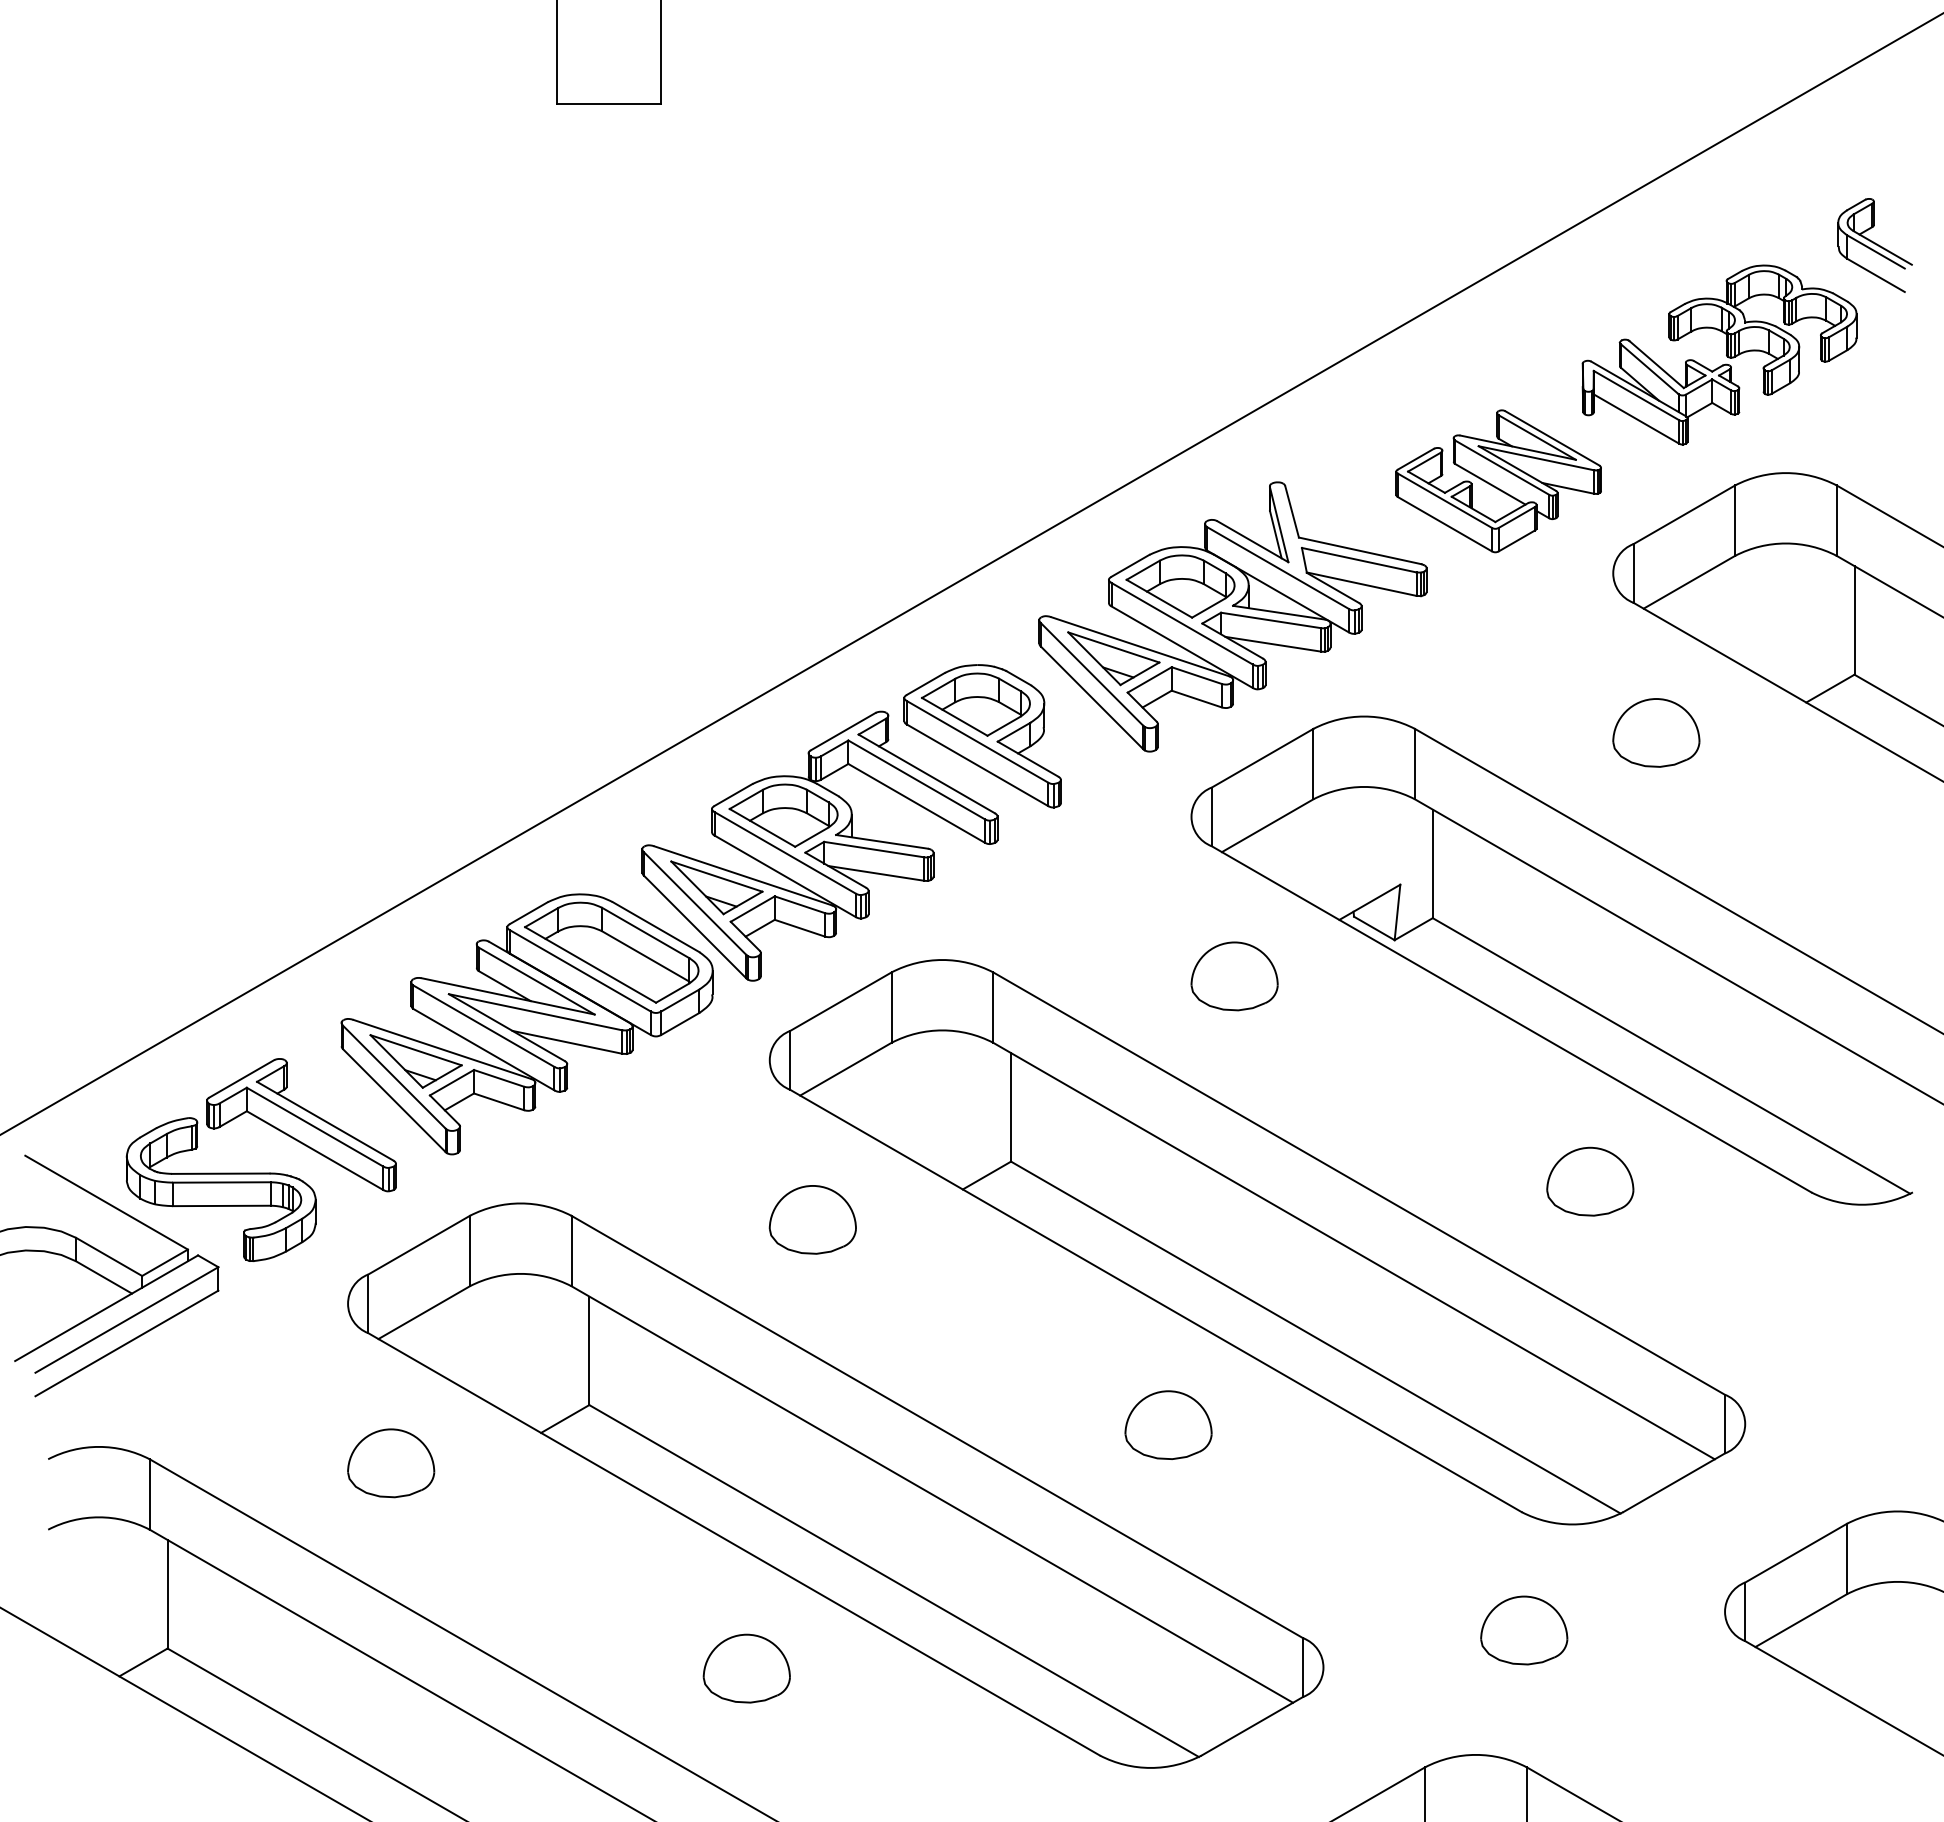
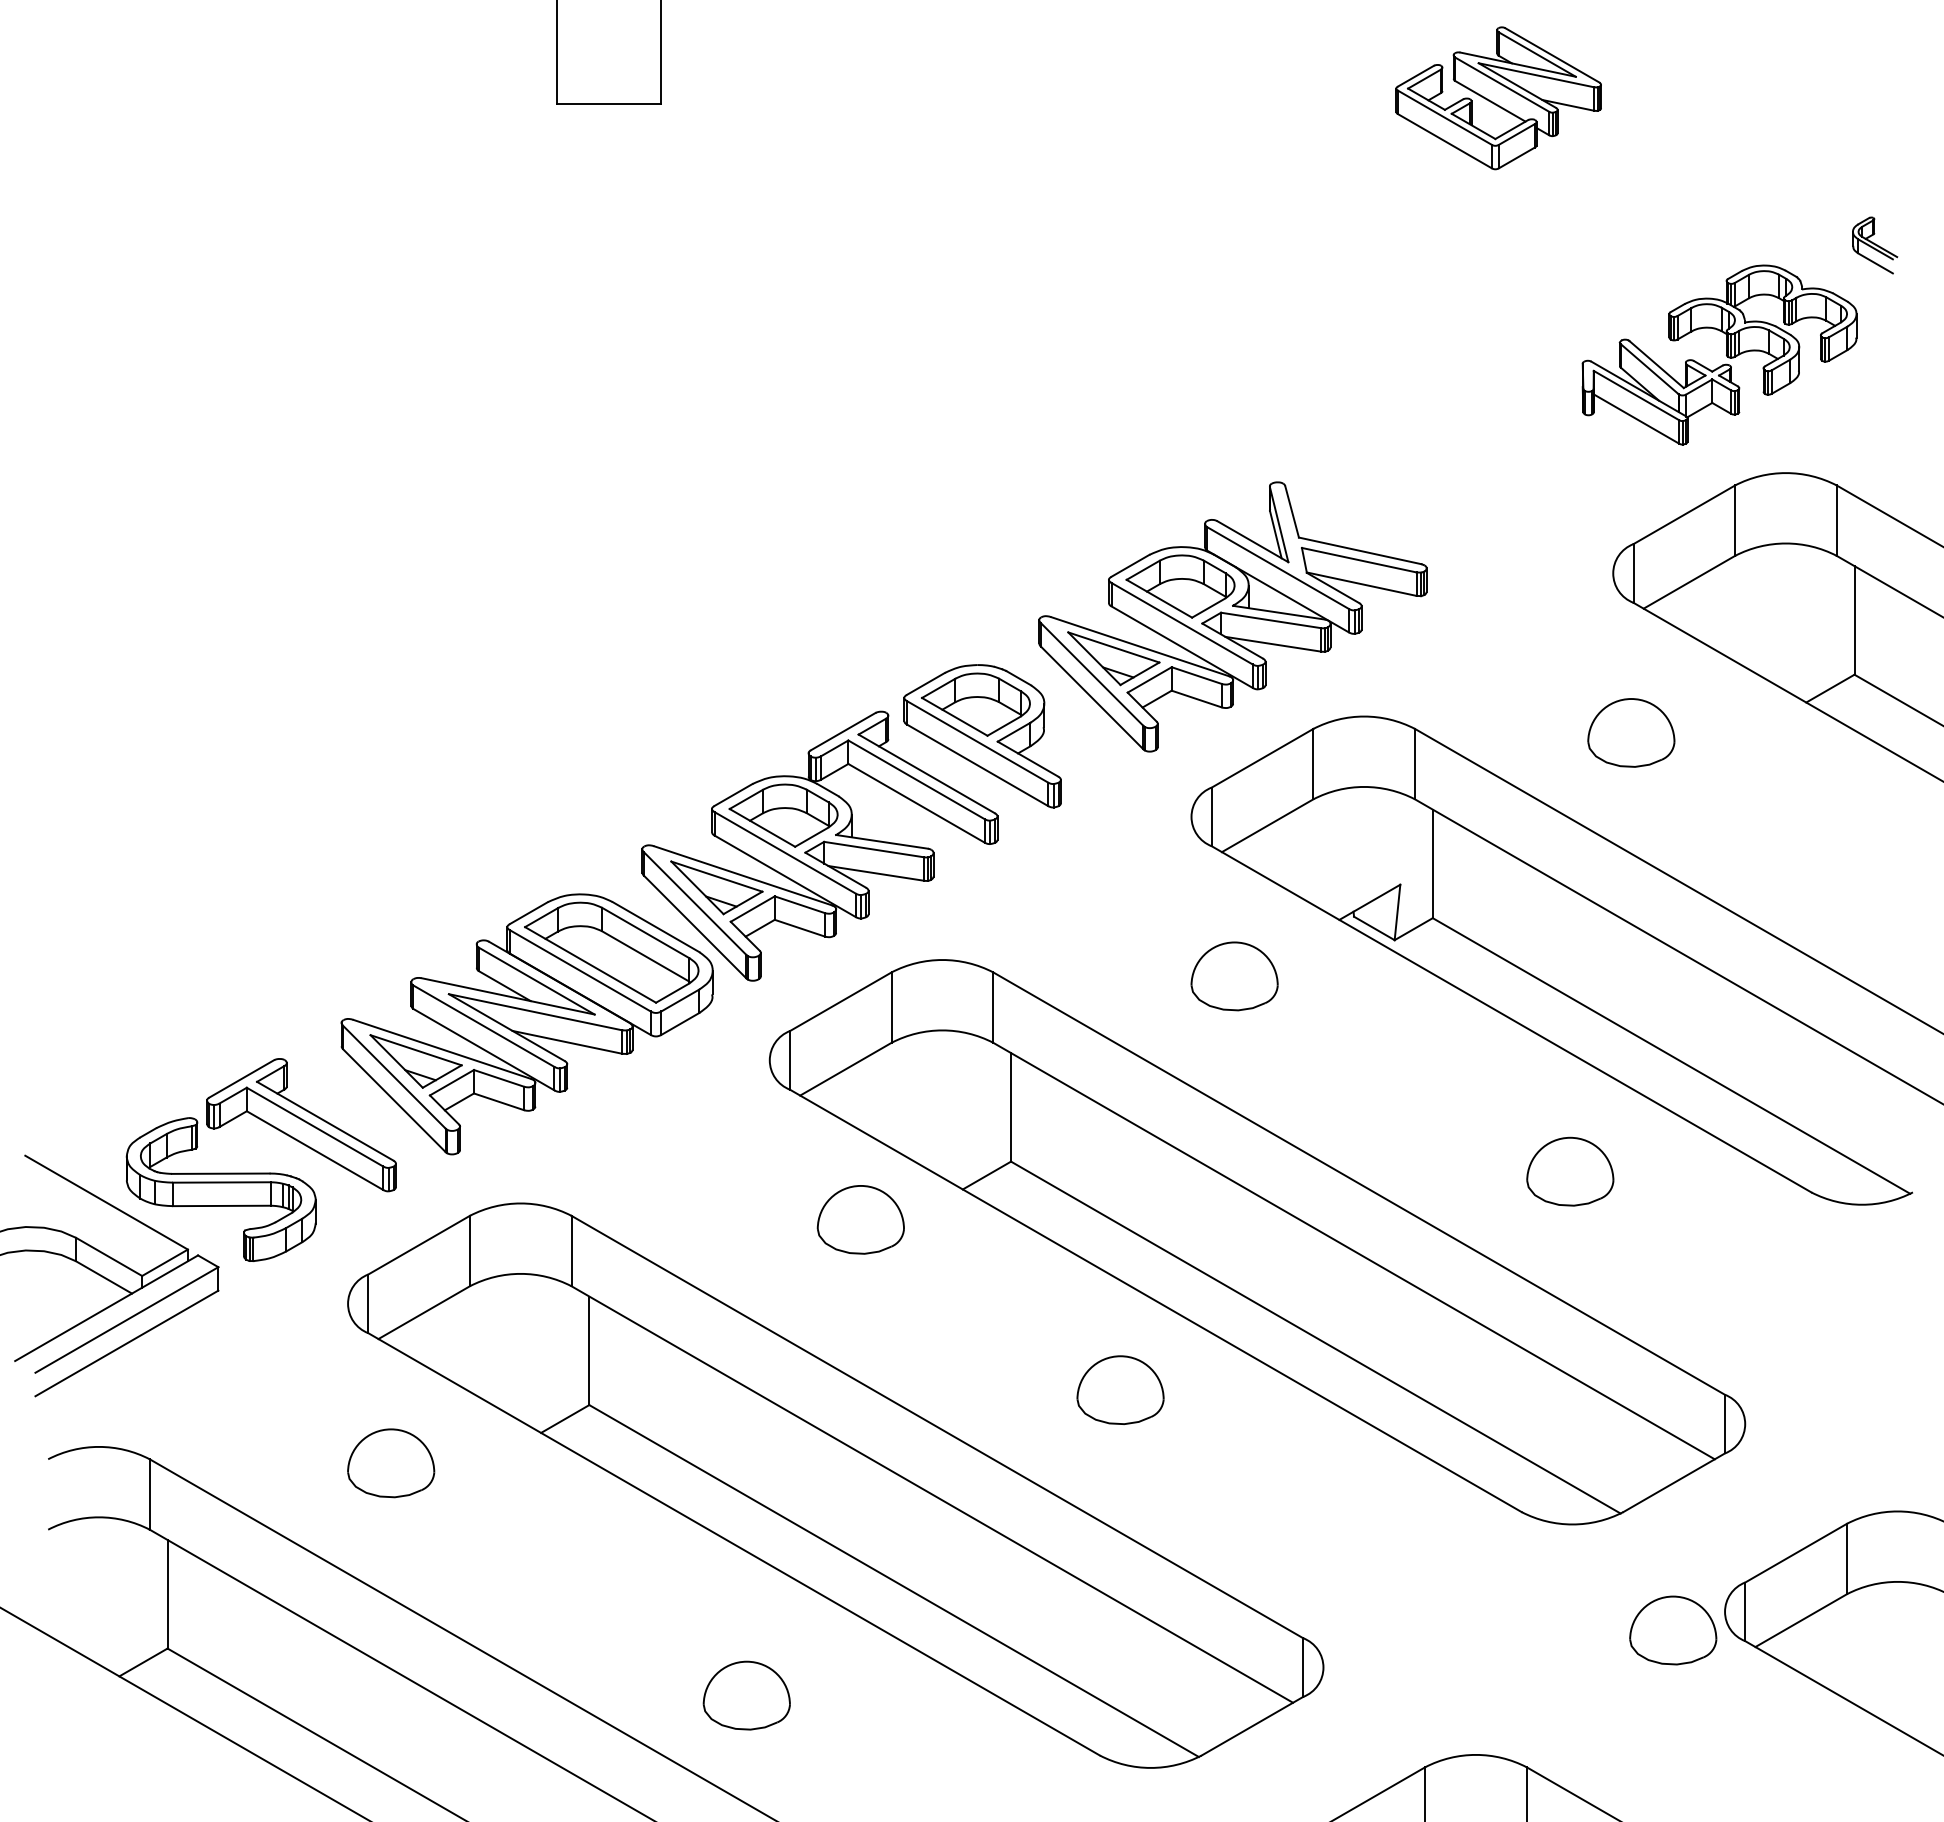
part size: 76x95 px -> 47x59 px (1875, 245)
part position: (1498, 481) -> (1498, 98) (1498, 98)
line: present -> none (971, 574)
part position: (1656, 732) -> (1631, 732) (1631, 732)
part position: (1590, 1181) -> (1570, 1171) (1570, 1171)
part position: (812, 1219) -> (860, 1219) (860, 1219)
part position: (1168, 1424) -> (1120, 1389) (1120, 1389)
part position: (1524, 1630) -> (1673, 1630) (1673, 1630)
part position: (746, 1668) -> (746, 1695) (746, 1695)
